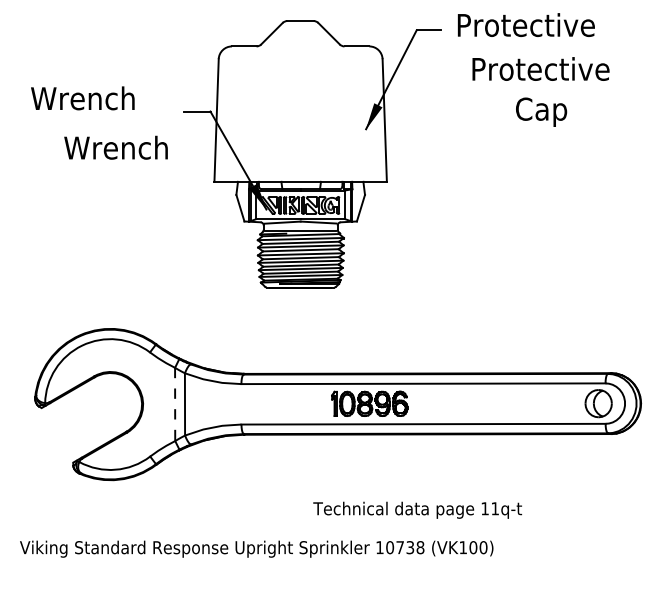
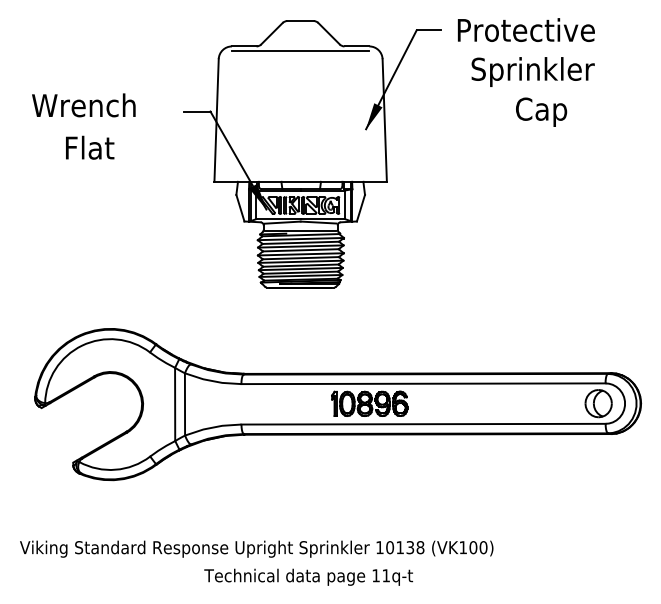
text position: (526, 24) -> (526, 29) (526, 29)
line: none -> present (300, 51)
text: Protective -> Sprinkler (540, 71)
text position: (82, 98) -> (83, 105) (83, 105)
text: Wrench -> Flat (115, 147)
line: dashed -> solid (175, 404)
text position: (417, 509) -> (308, 576) (308, 576)
text: 10738 -> 10138 (399, 547)
